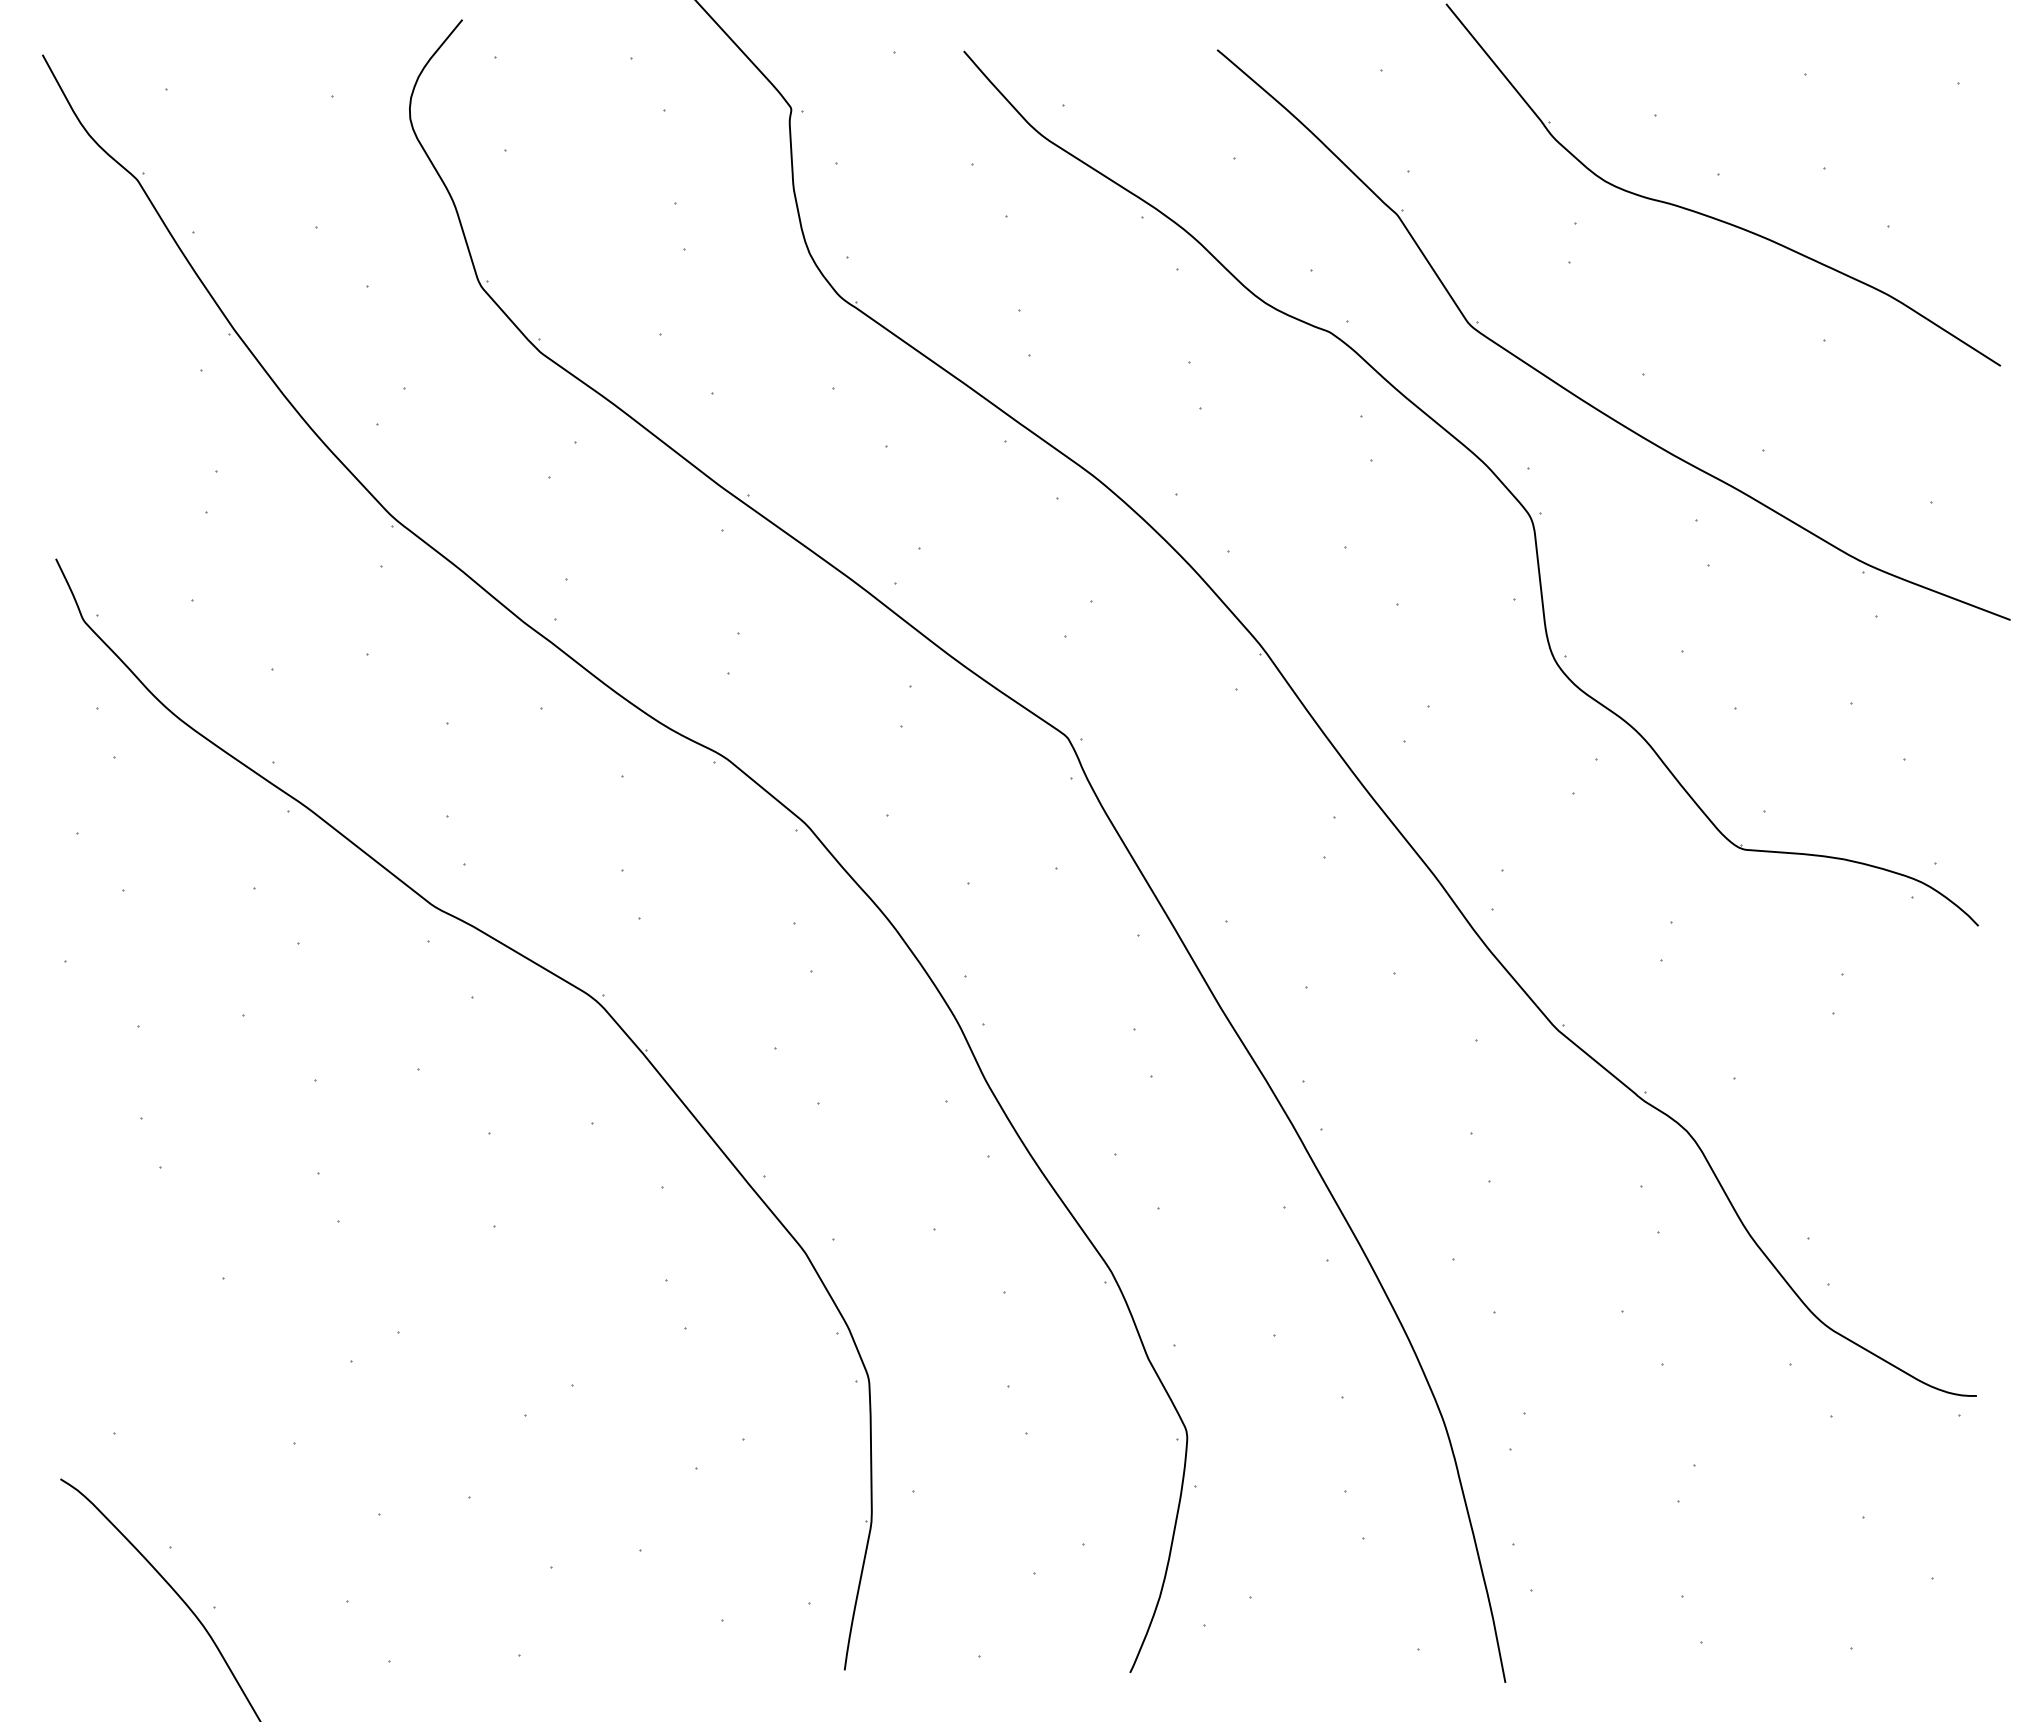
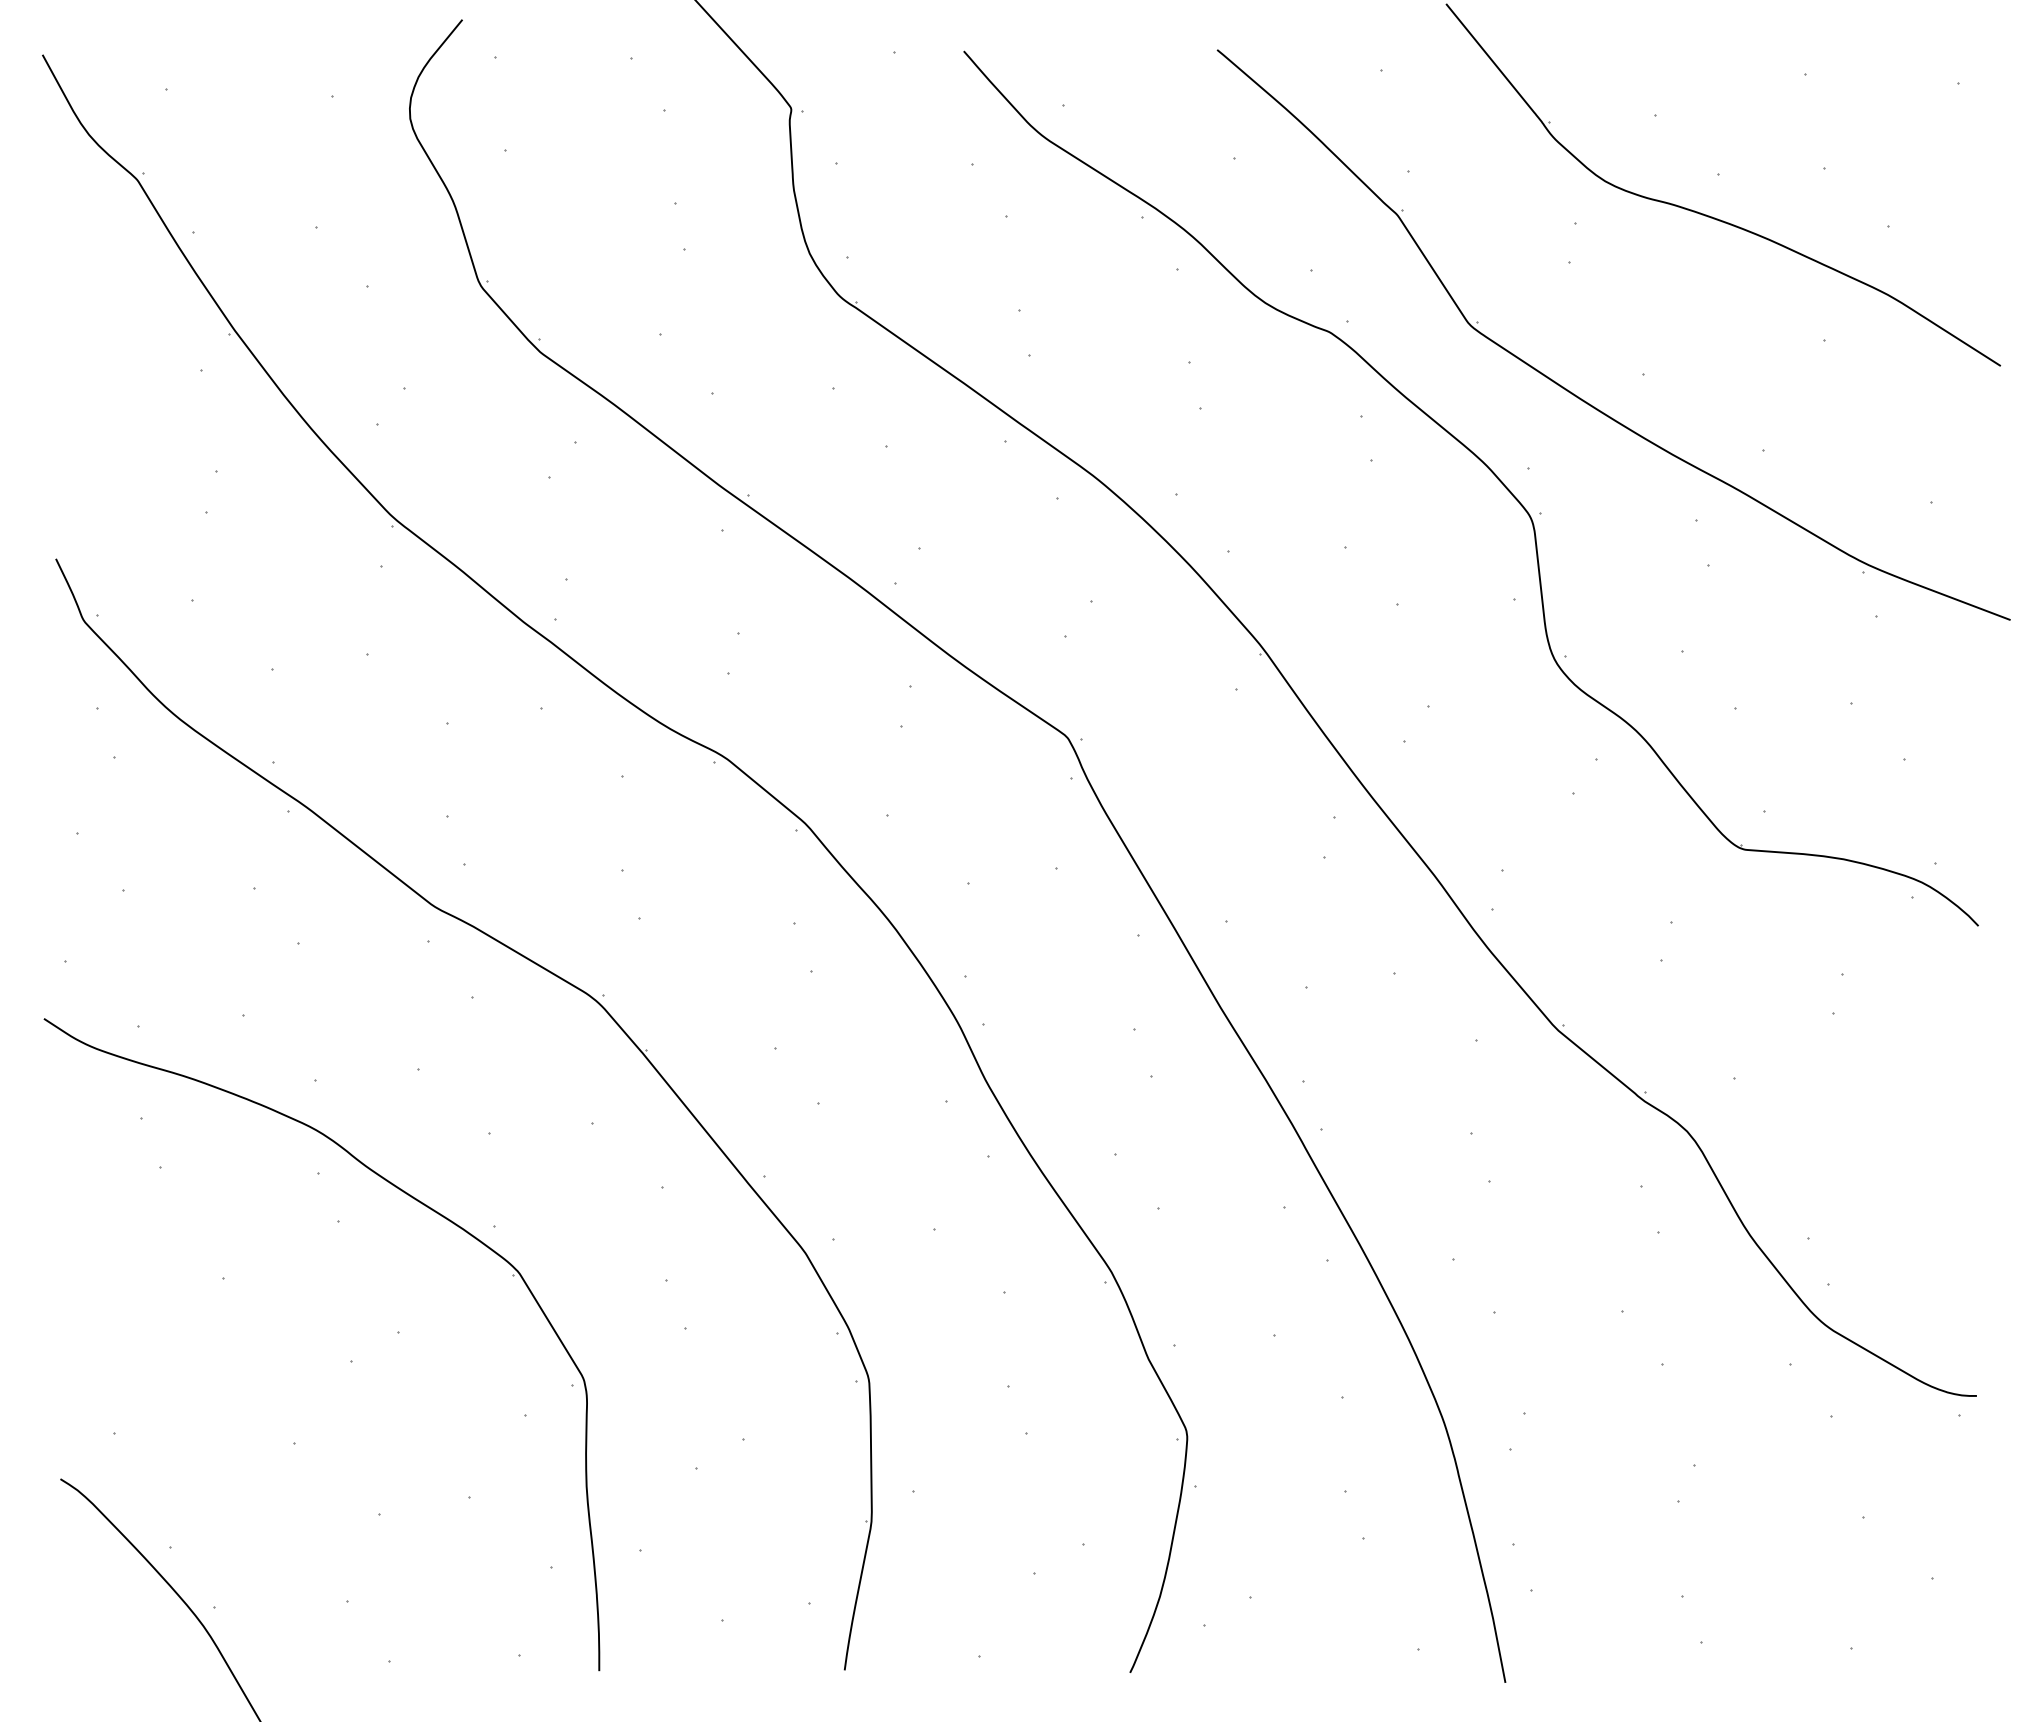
part: none -> present (415, 1200)
